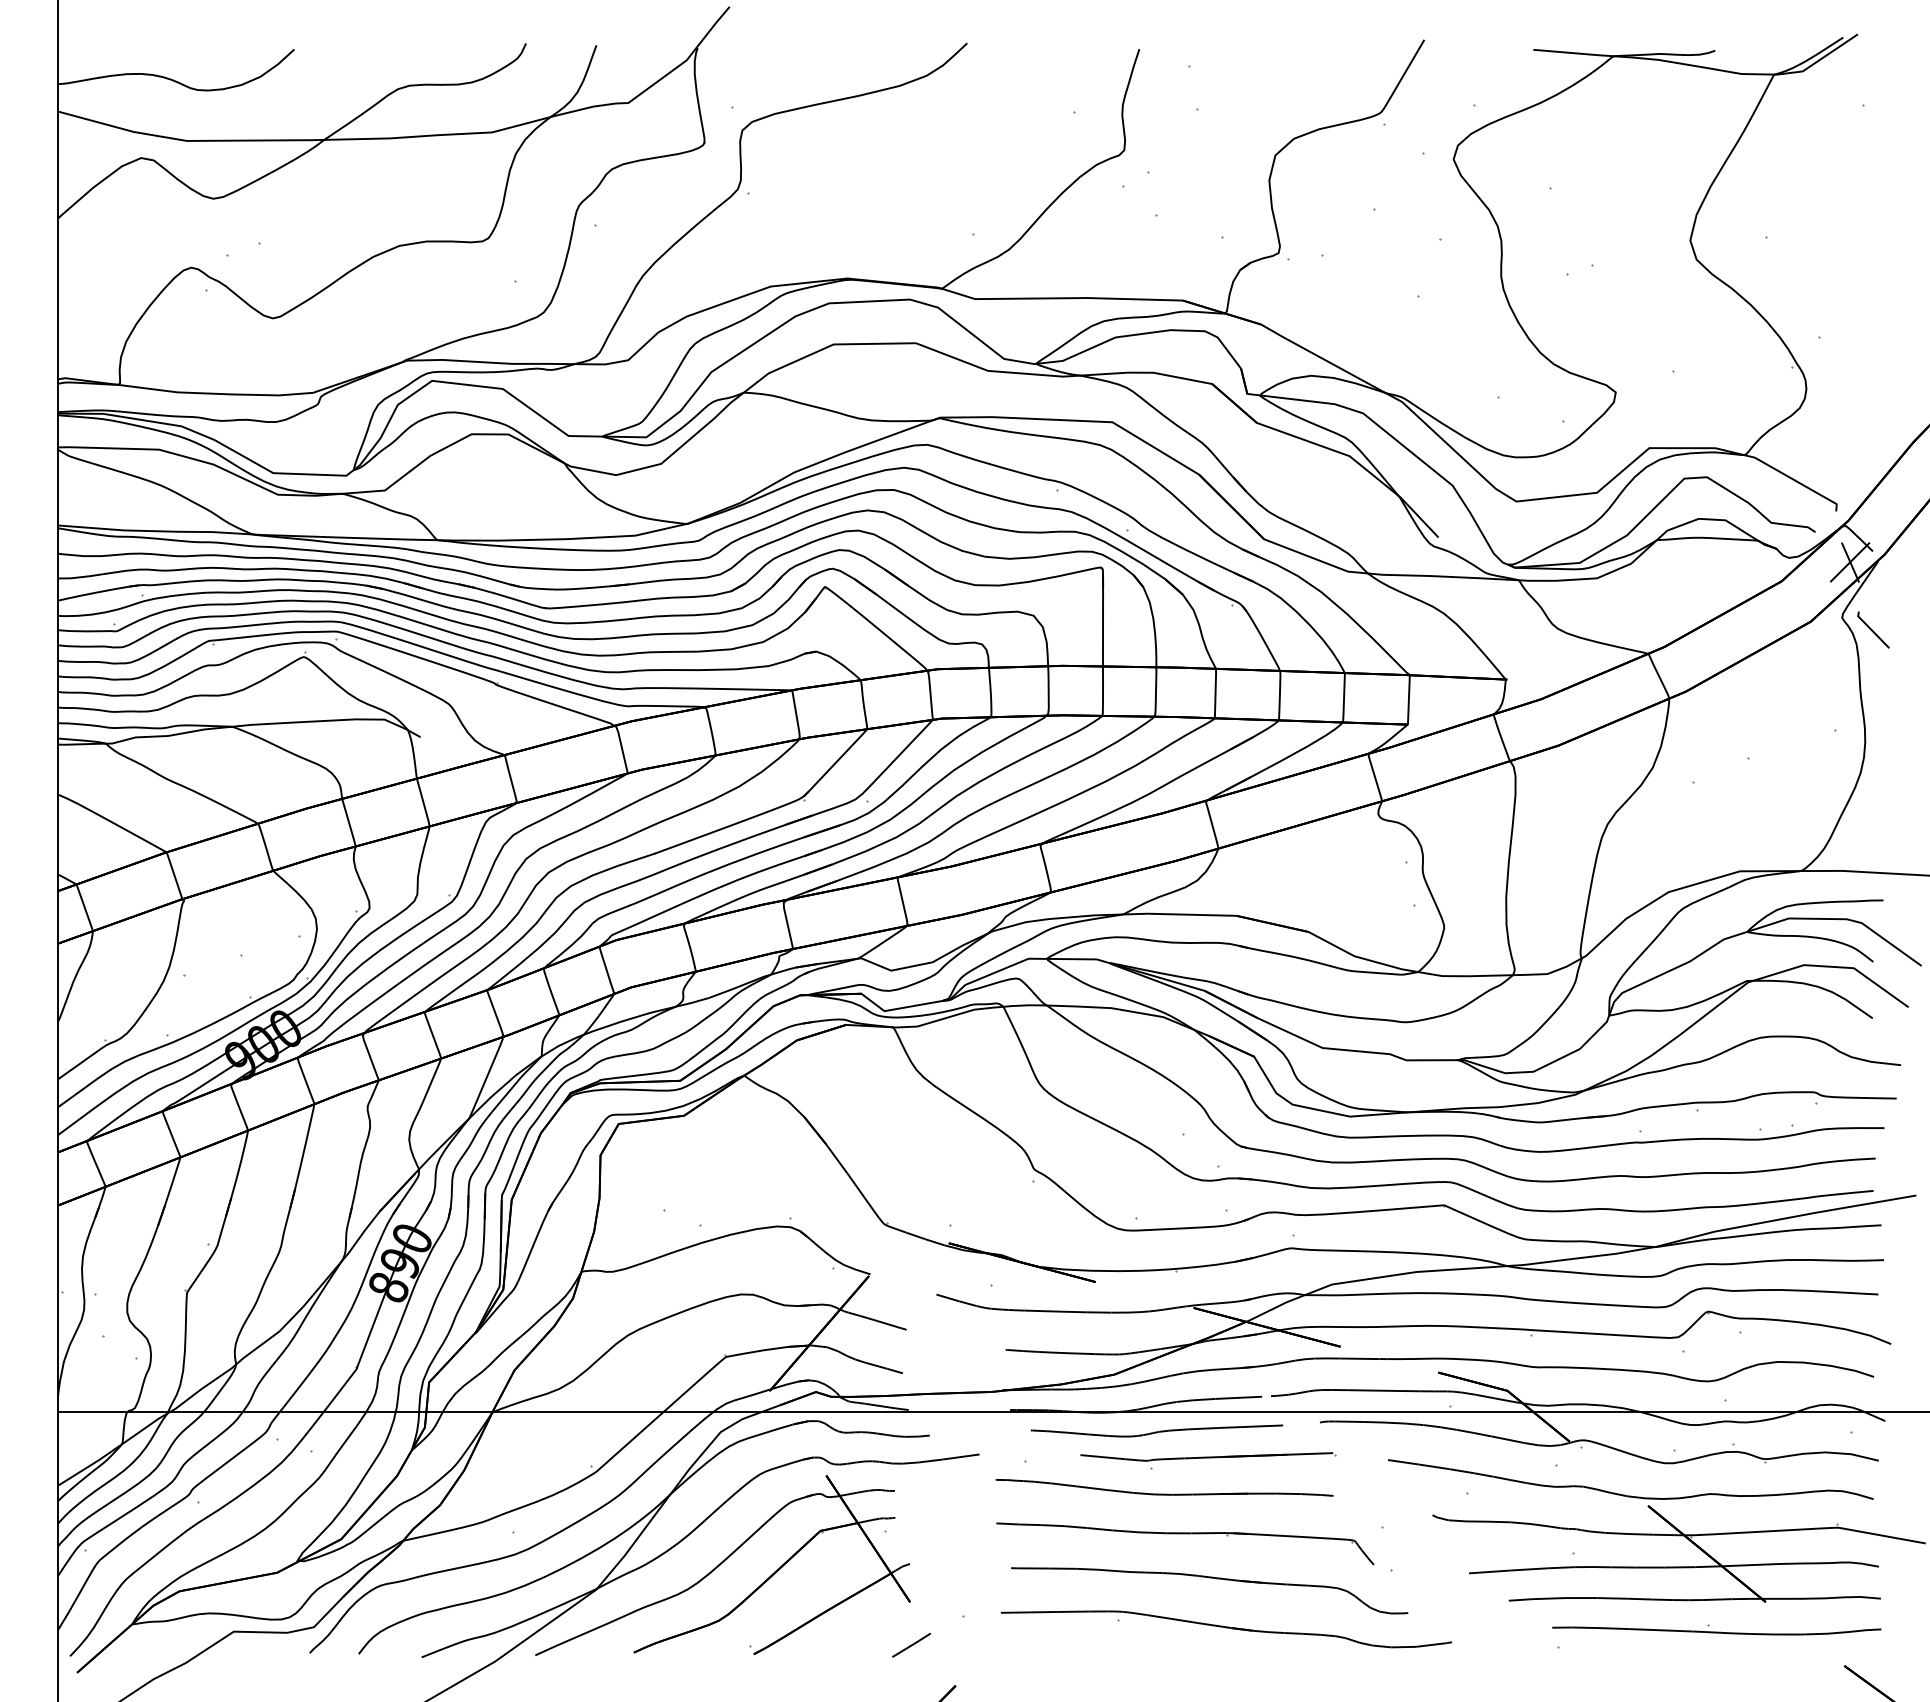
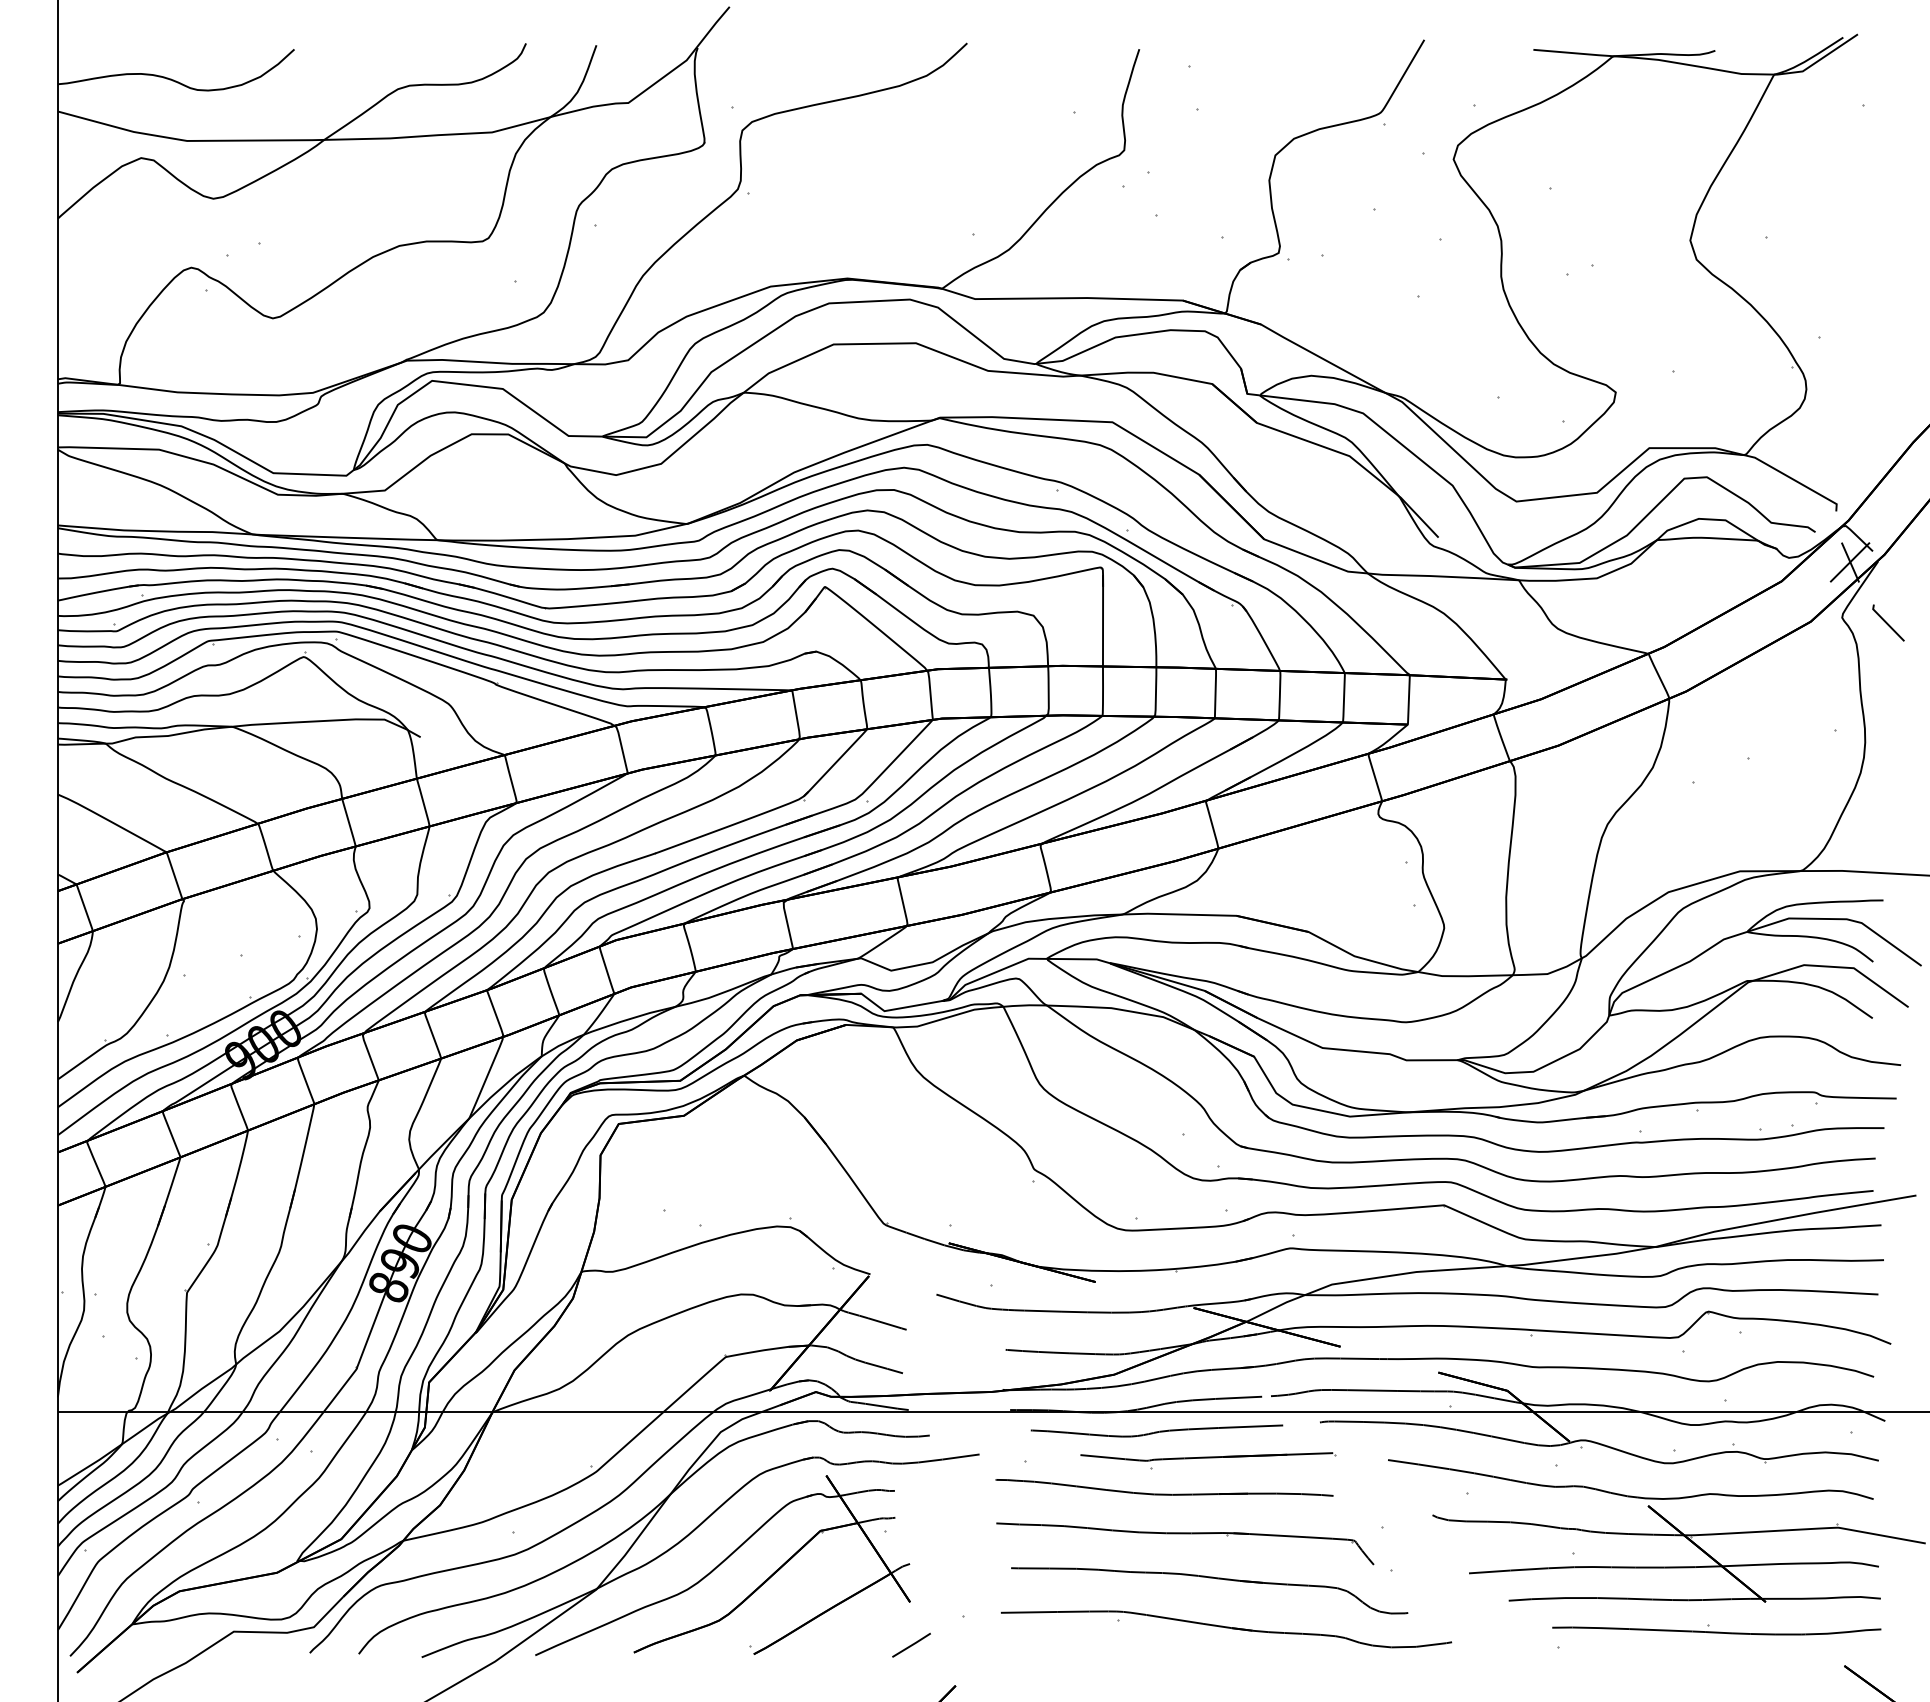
line position: (1872, 629) -> (1887, 622) (1887, 622)
